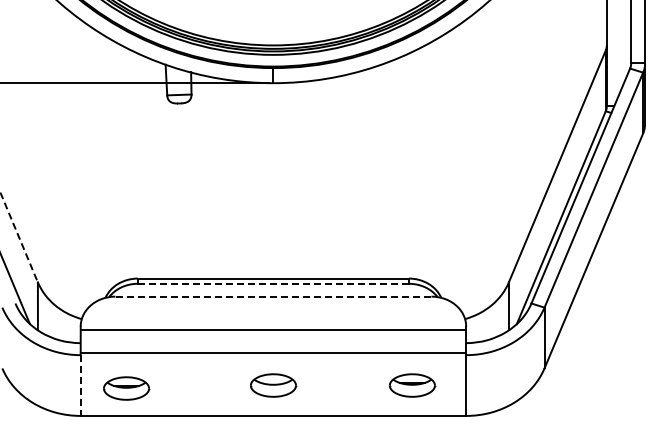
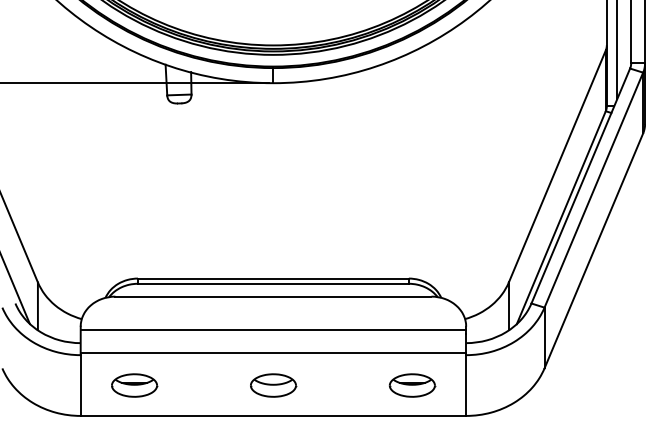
line: none -> present (617, 50)
line: dashed -> solid (19, 237)
line: dashed -> solid (273, 283)
line: dashed -> solid (272, 296)
line: dashed -> solid (80, 386)
part position: (126, 388) -> (134, 385) (134, 385)
